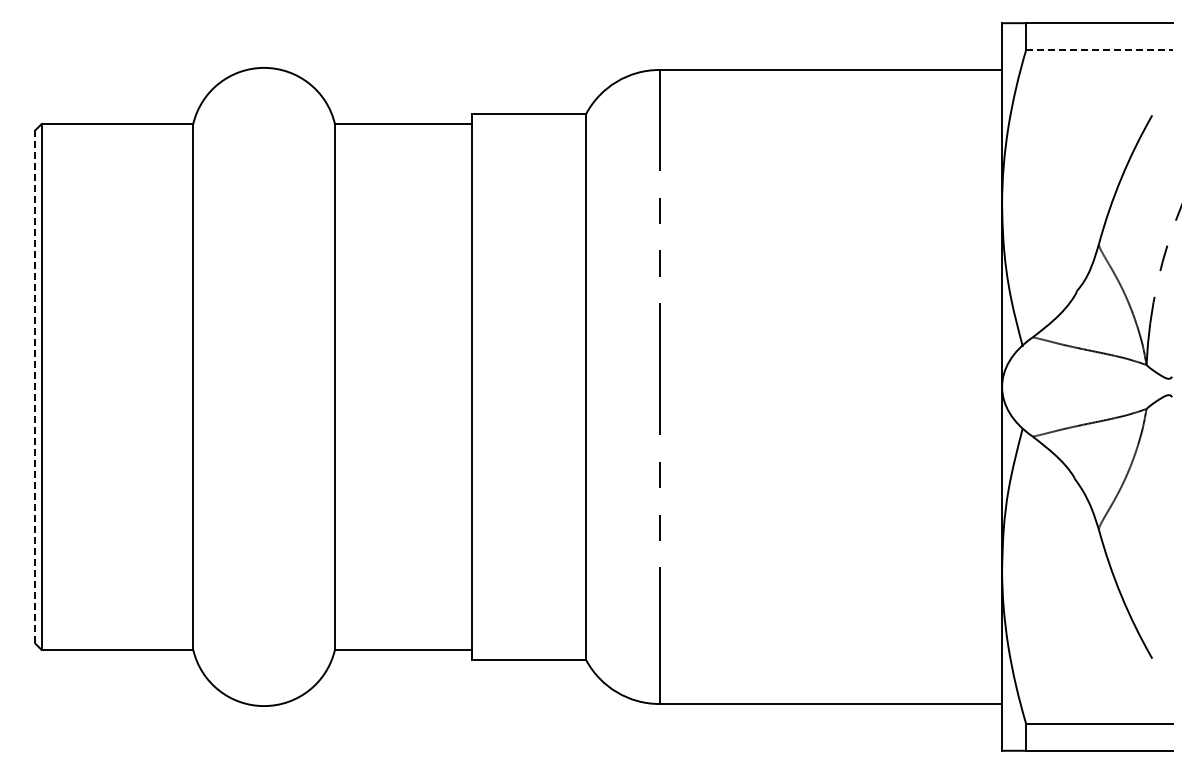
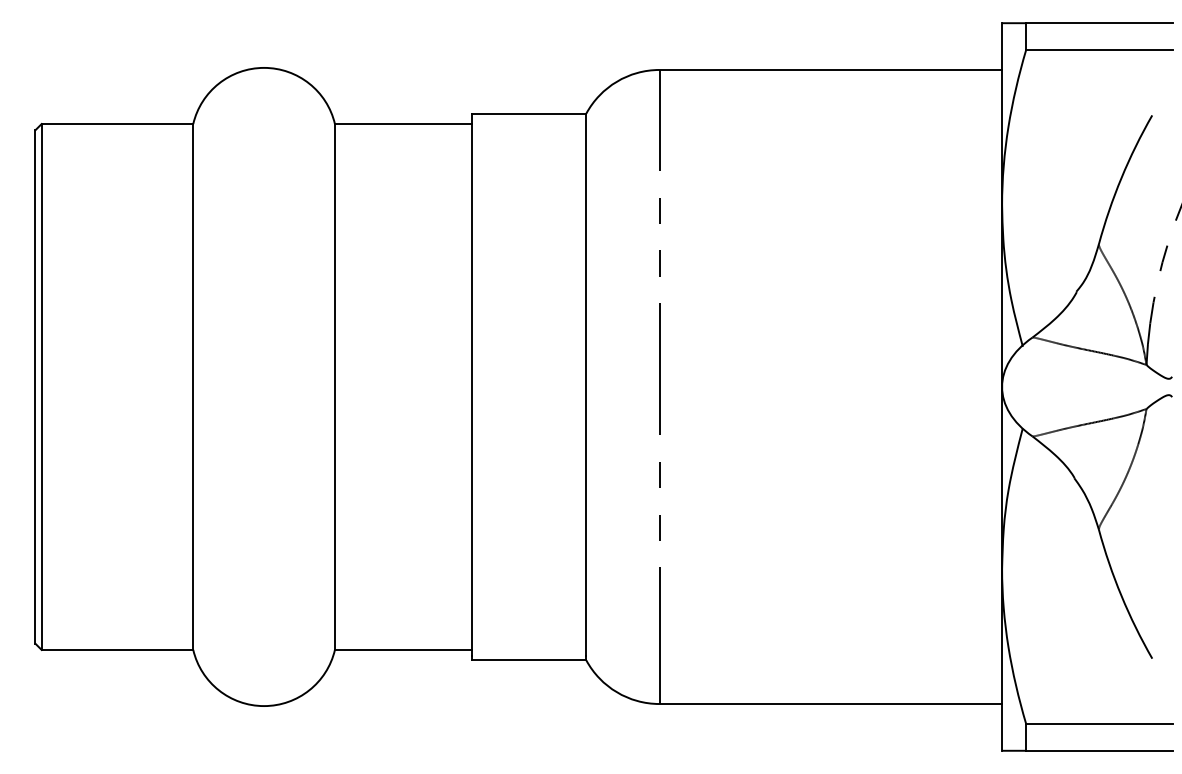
line: dashed -> solid (1099, 50)
line: dashed -> solid (35, 386)
